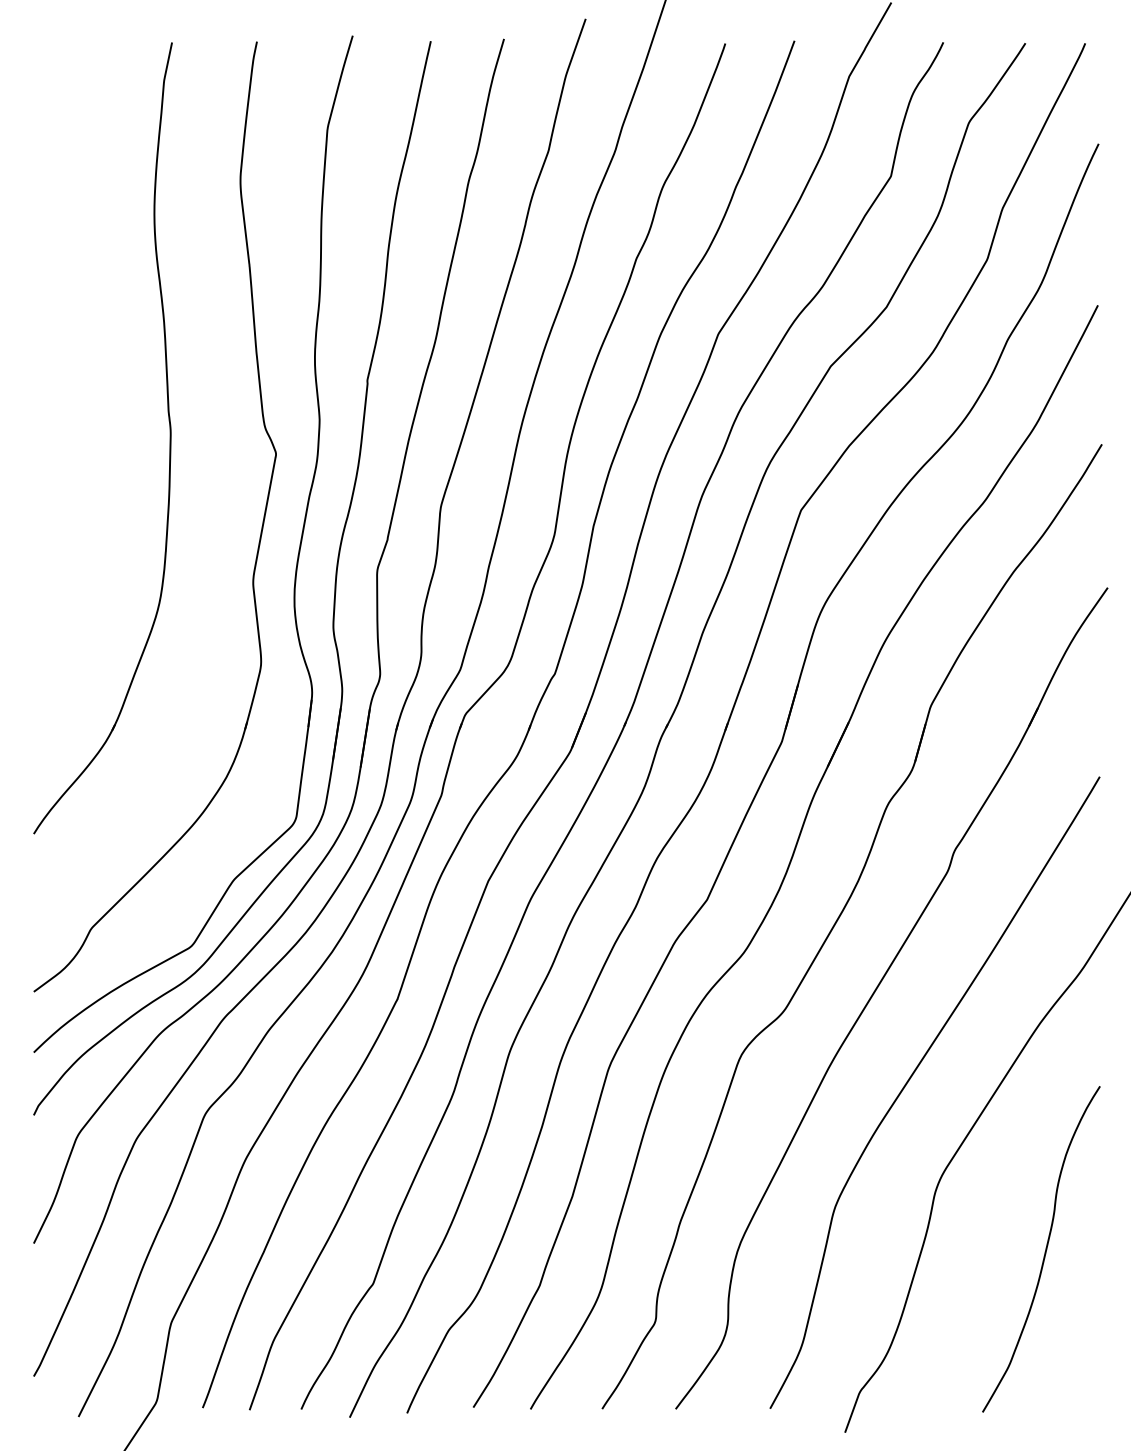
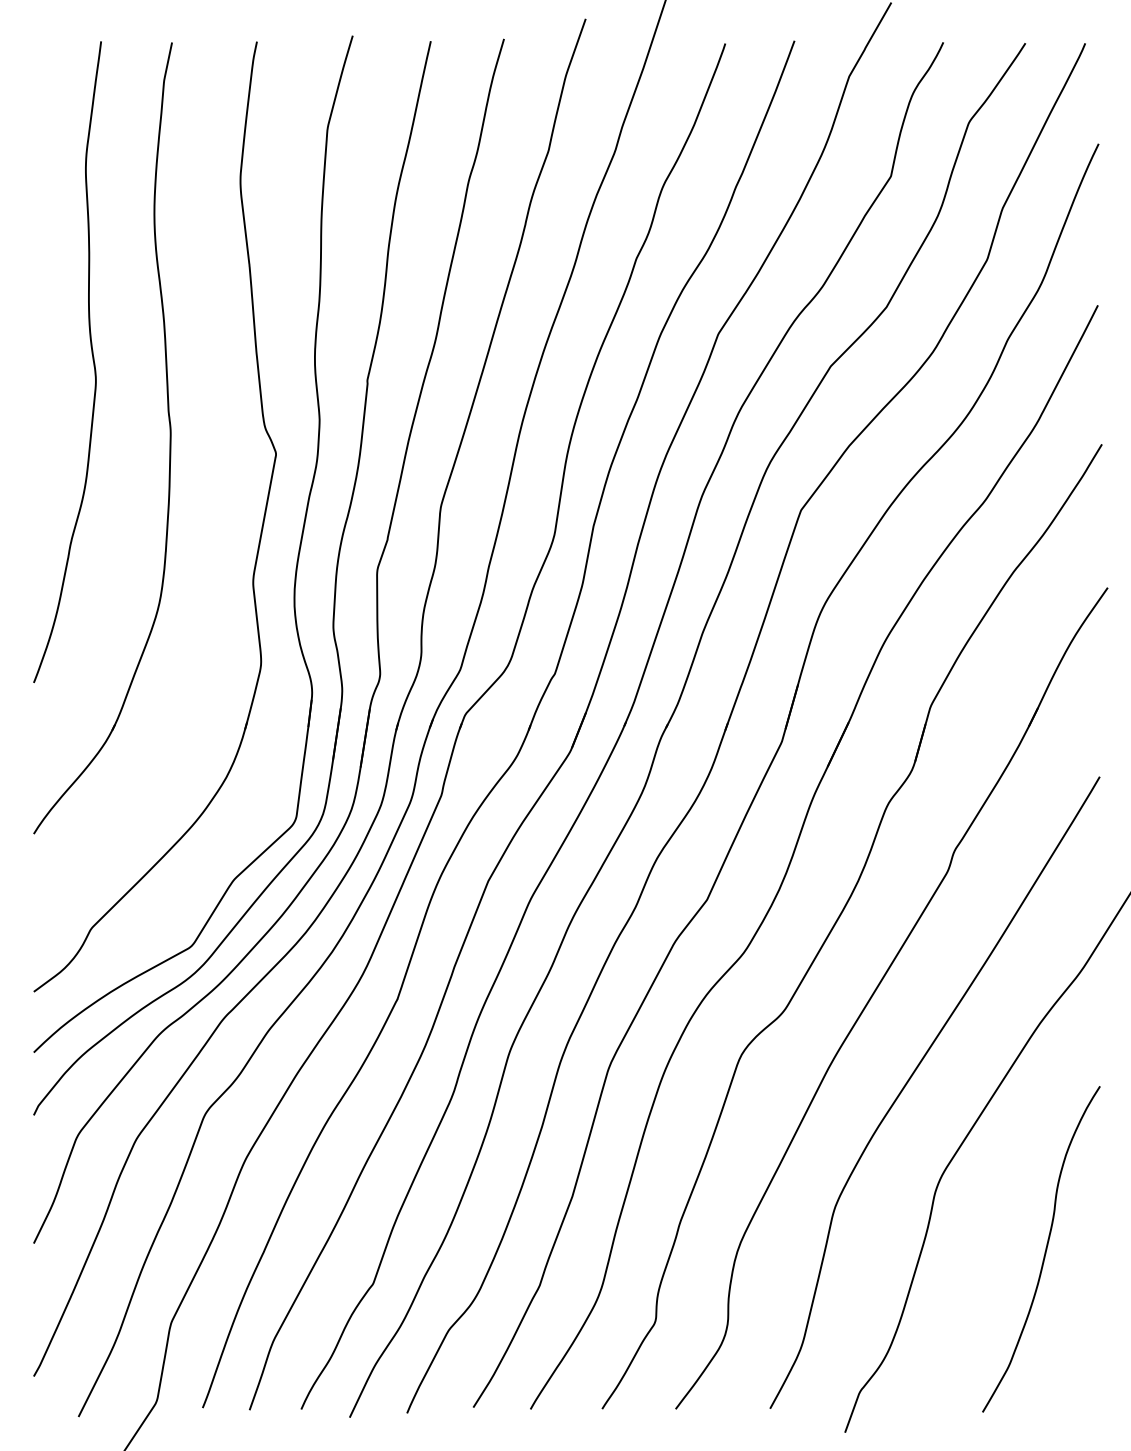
curve: none -> present (91, 354)
